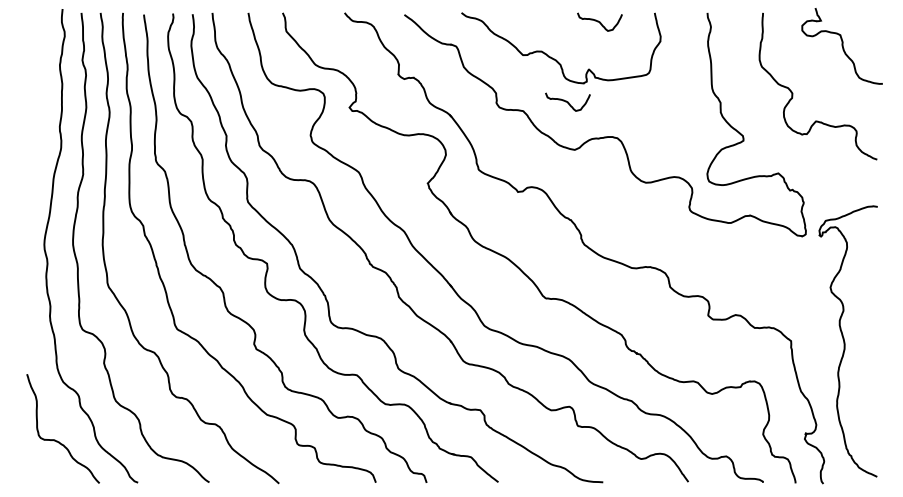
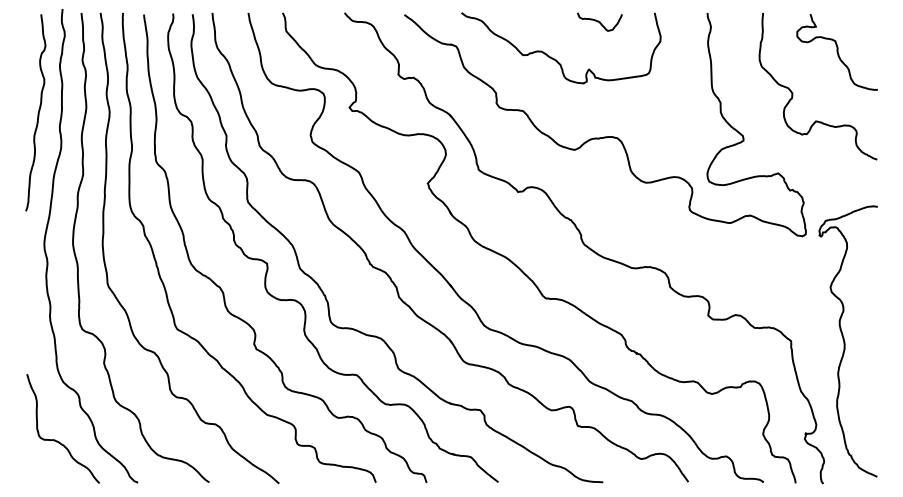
curve position: (841, 46) -> (836, 52) (836, 52)
curve: present -> none (567, 101)
curve: none -> present (37, 112)
